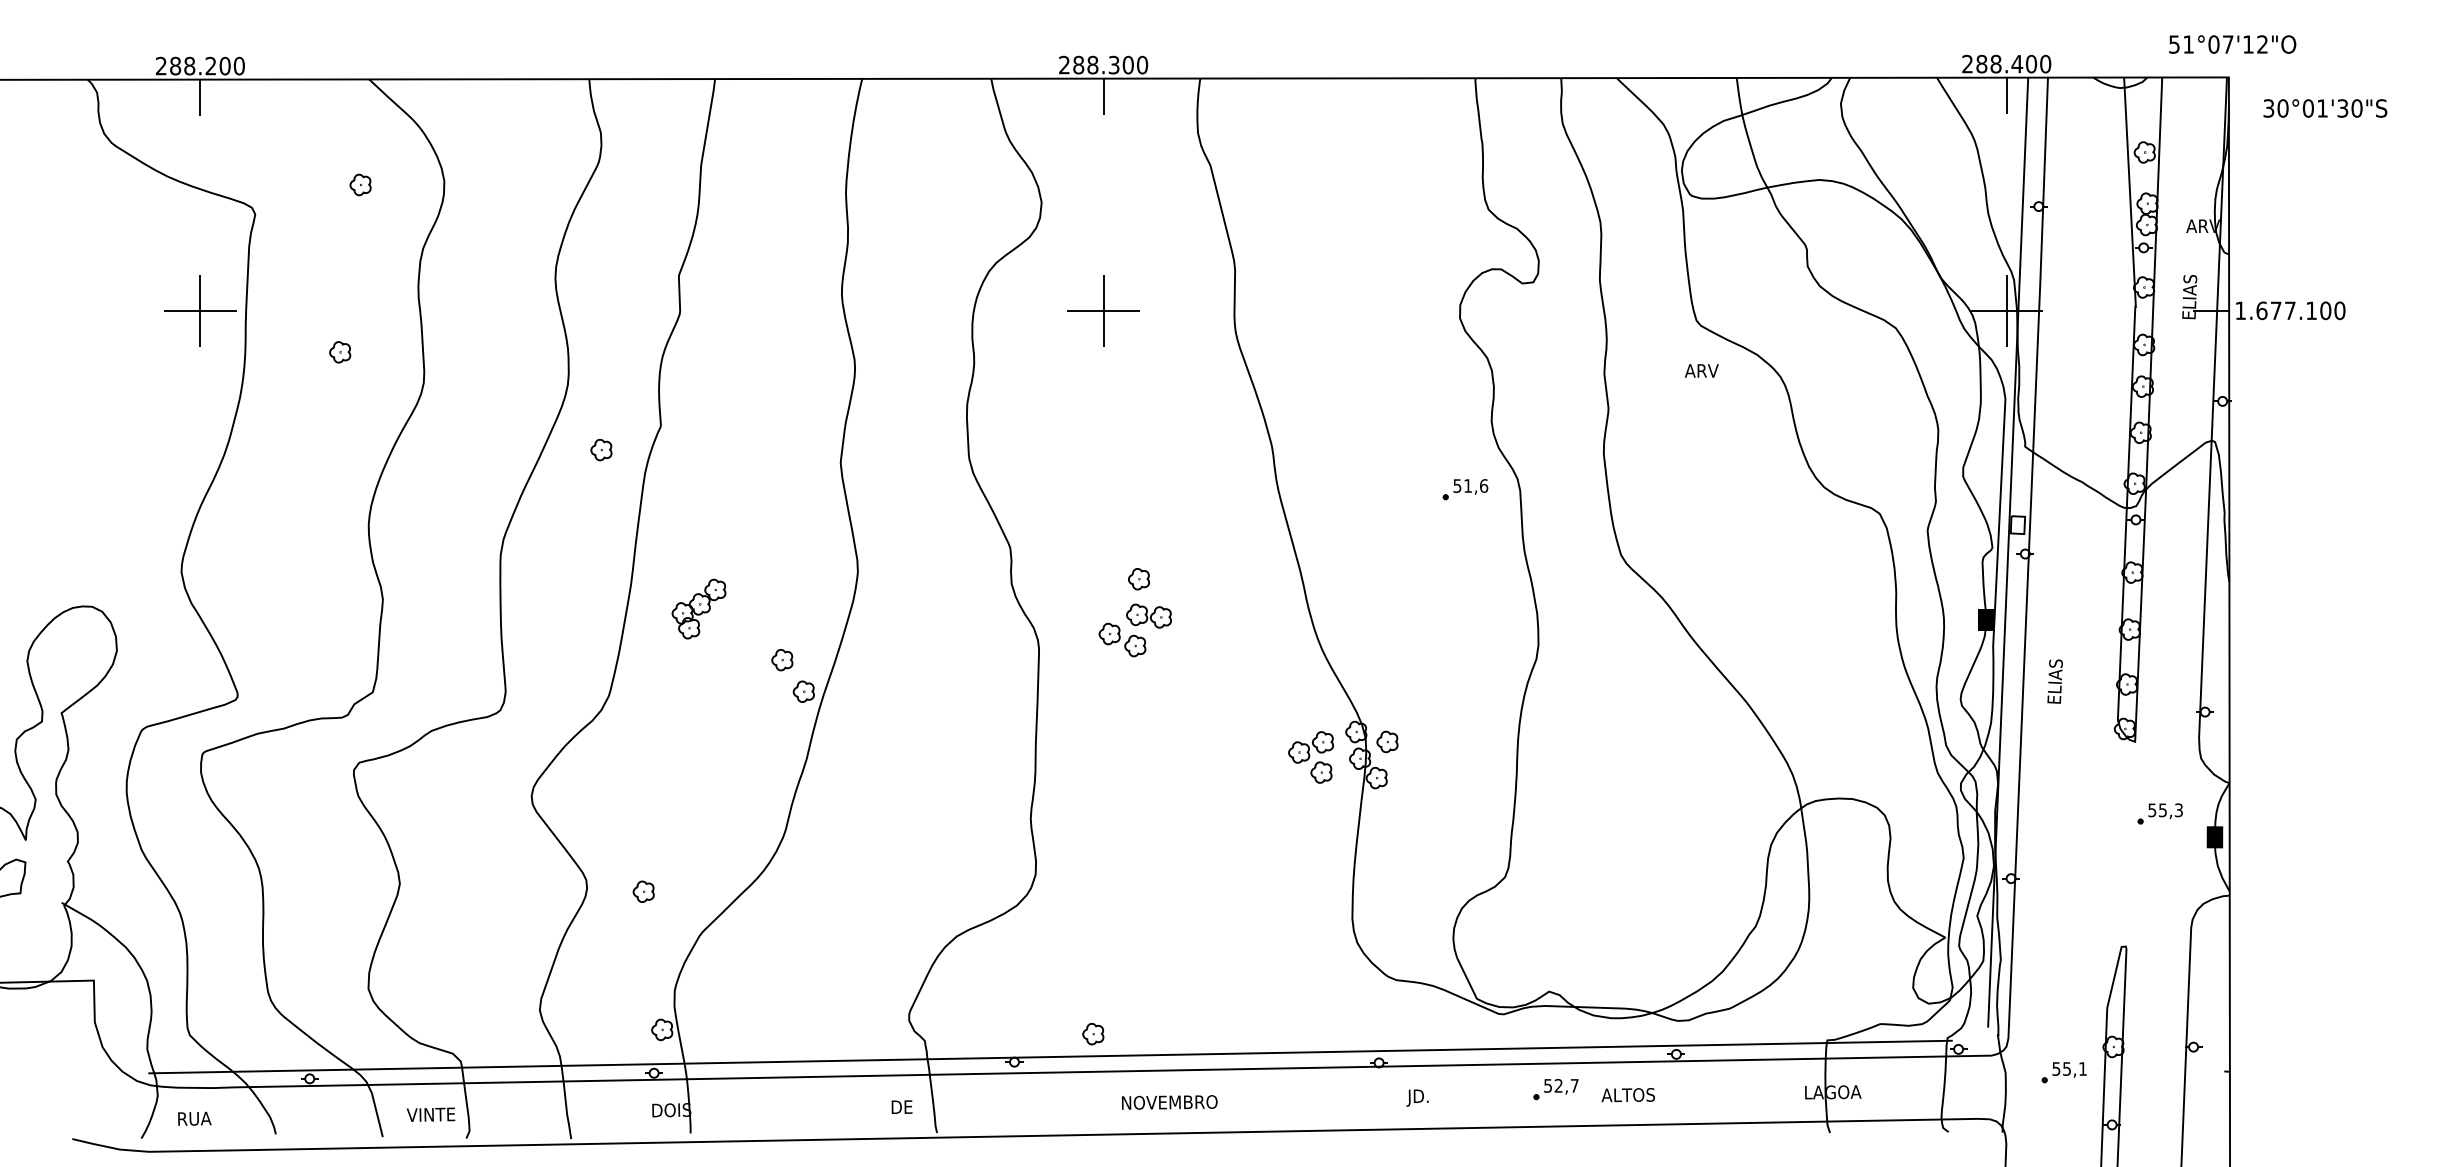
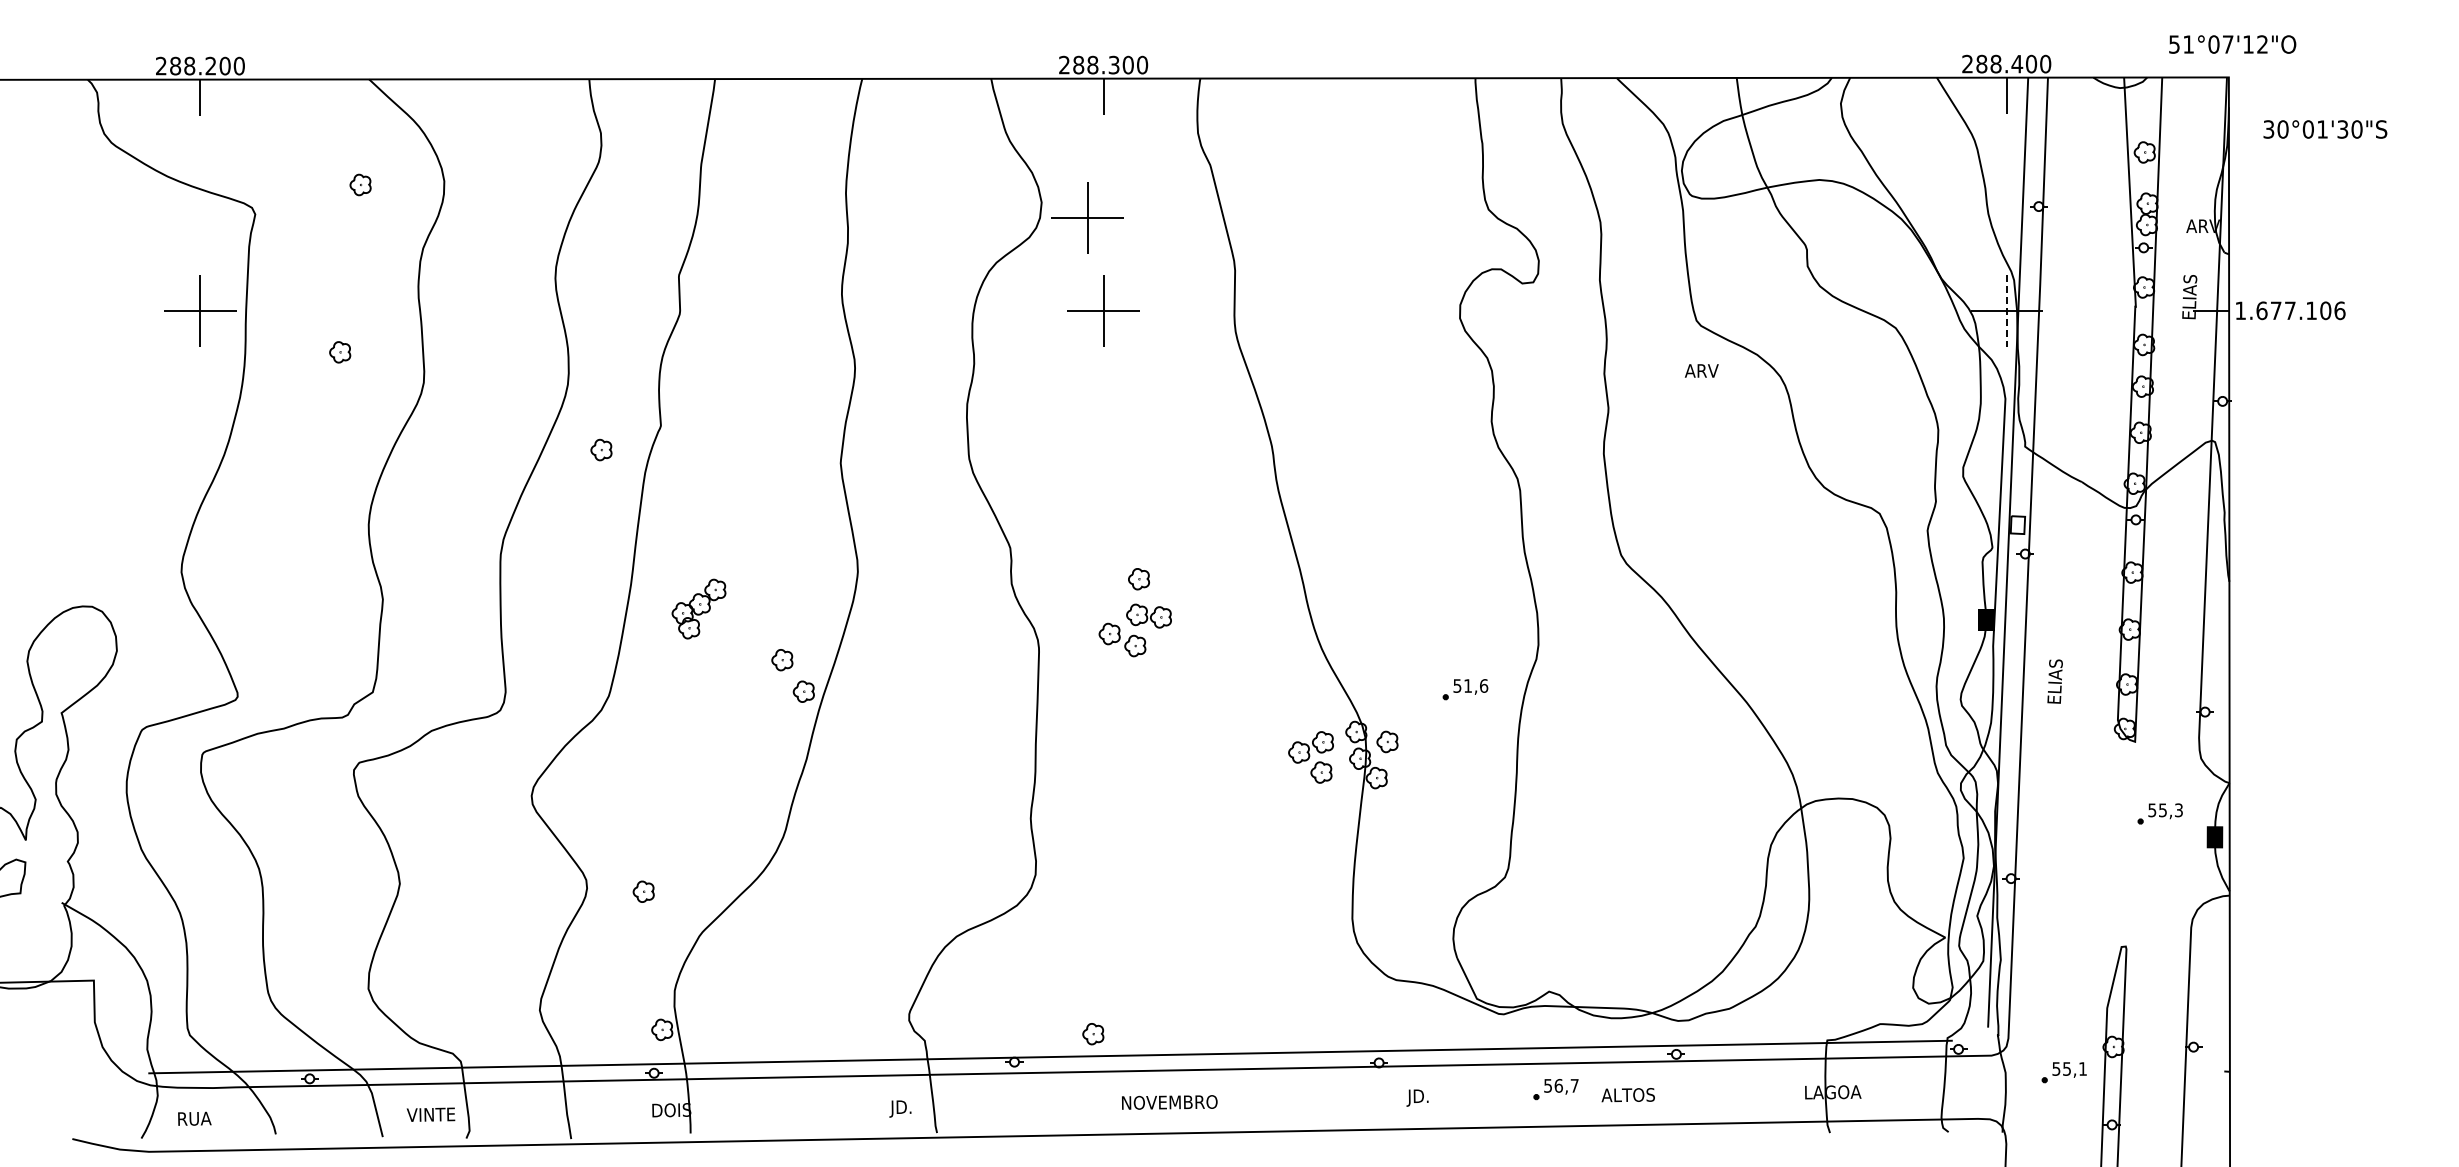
text position: (2325, 108) -> (2325, 129) (2325, 129)
part: none -> present (1087, 217)
text: 1.677.100 -> 1.677.106 (2339, 310)
line: solid -> dashed (2006, 311)
part position: (1465, 489) -> (1465, 689) (1465, 689)
text: 52,7 -> 56,7 (1558, 1085)
text: DE -> JD. (900, 1108)
